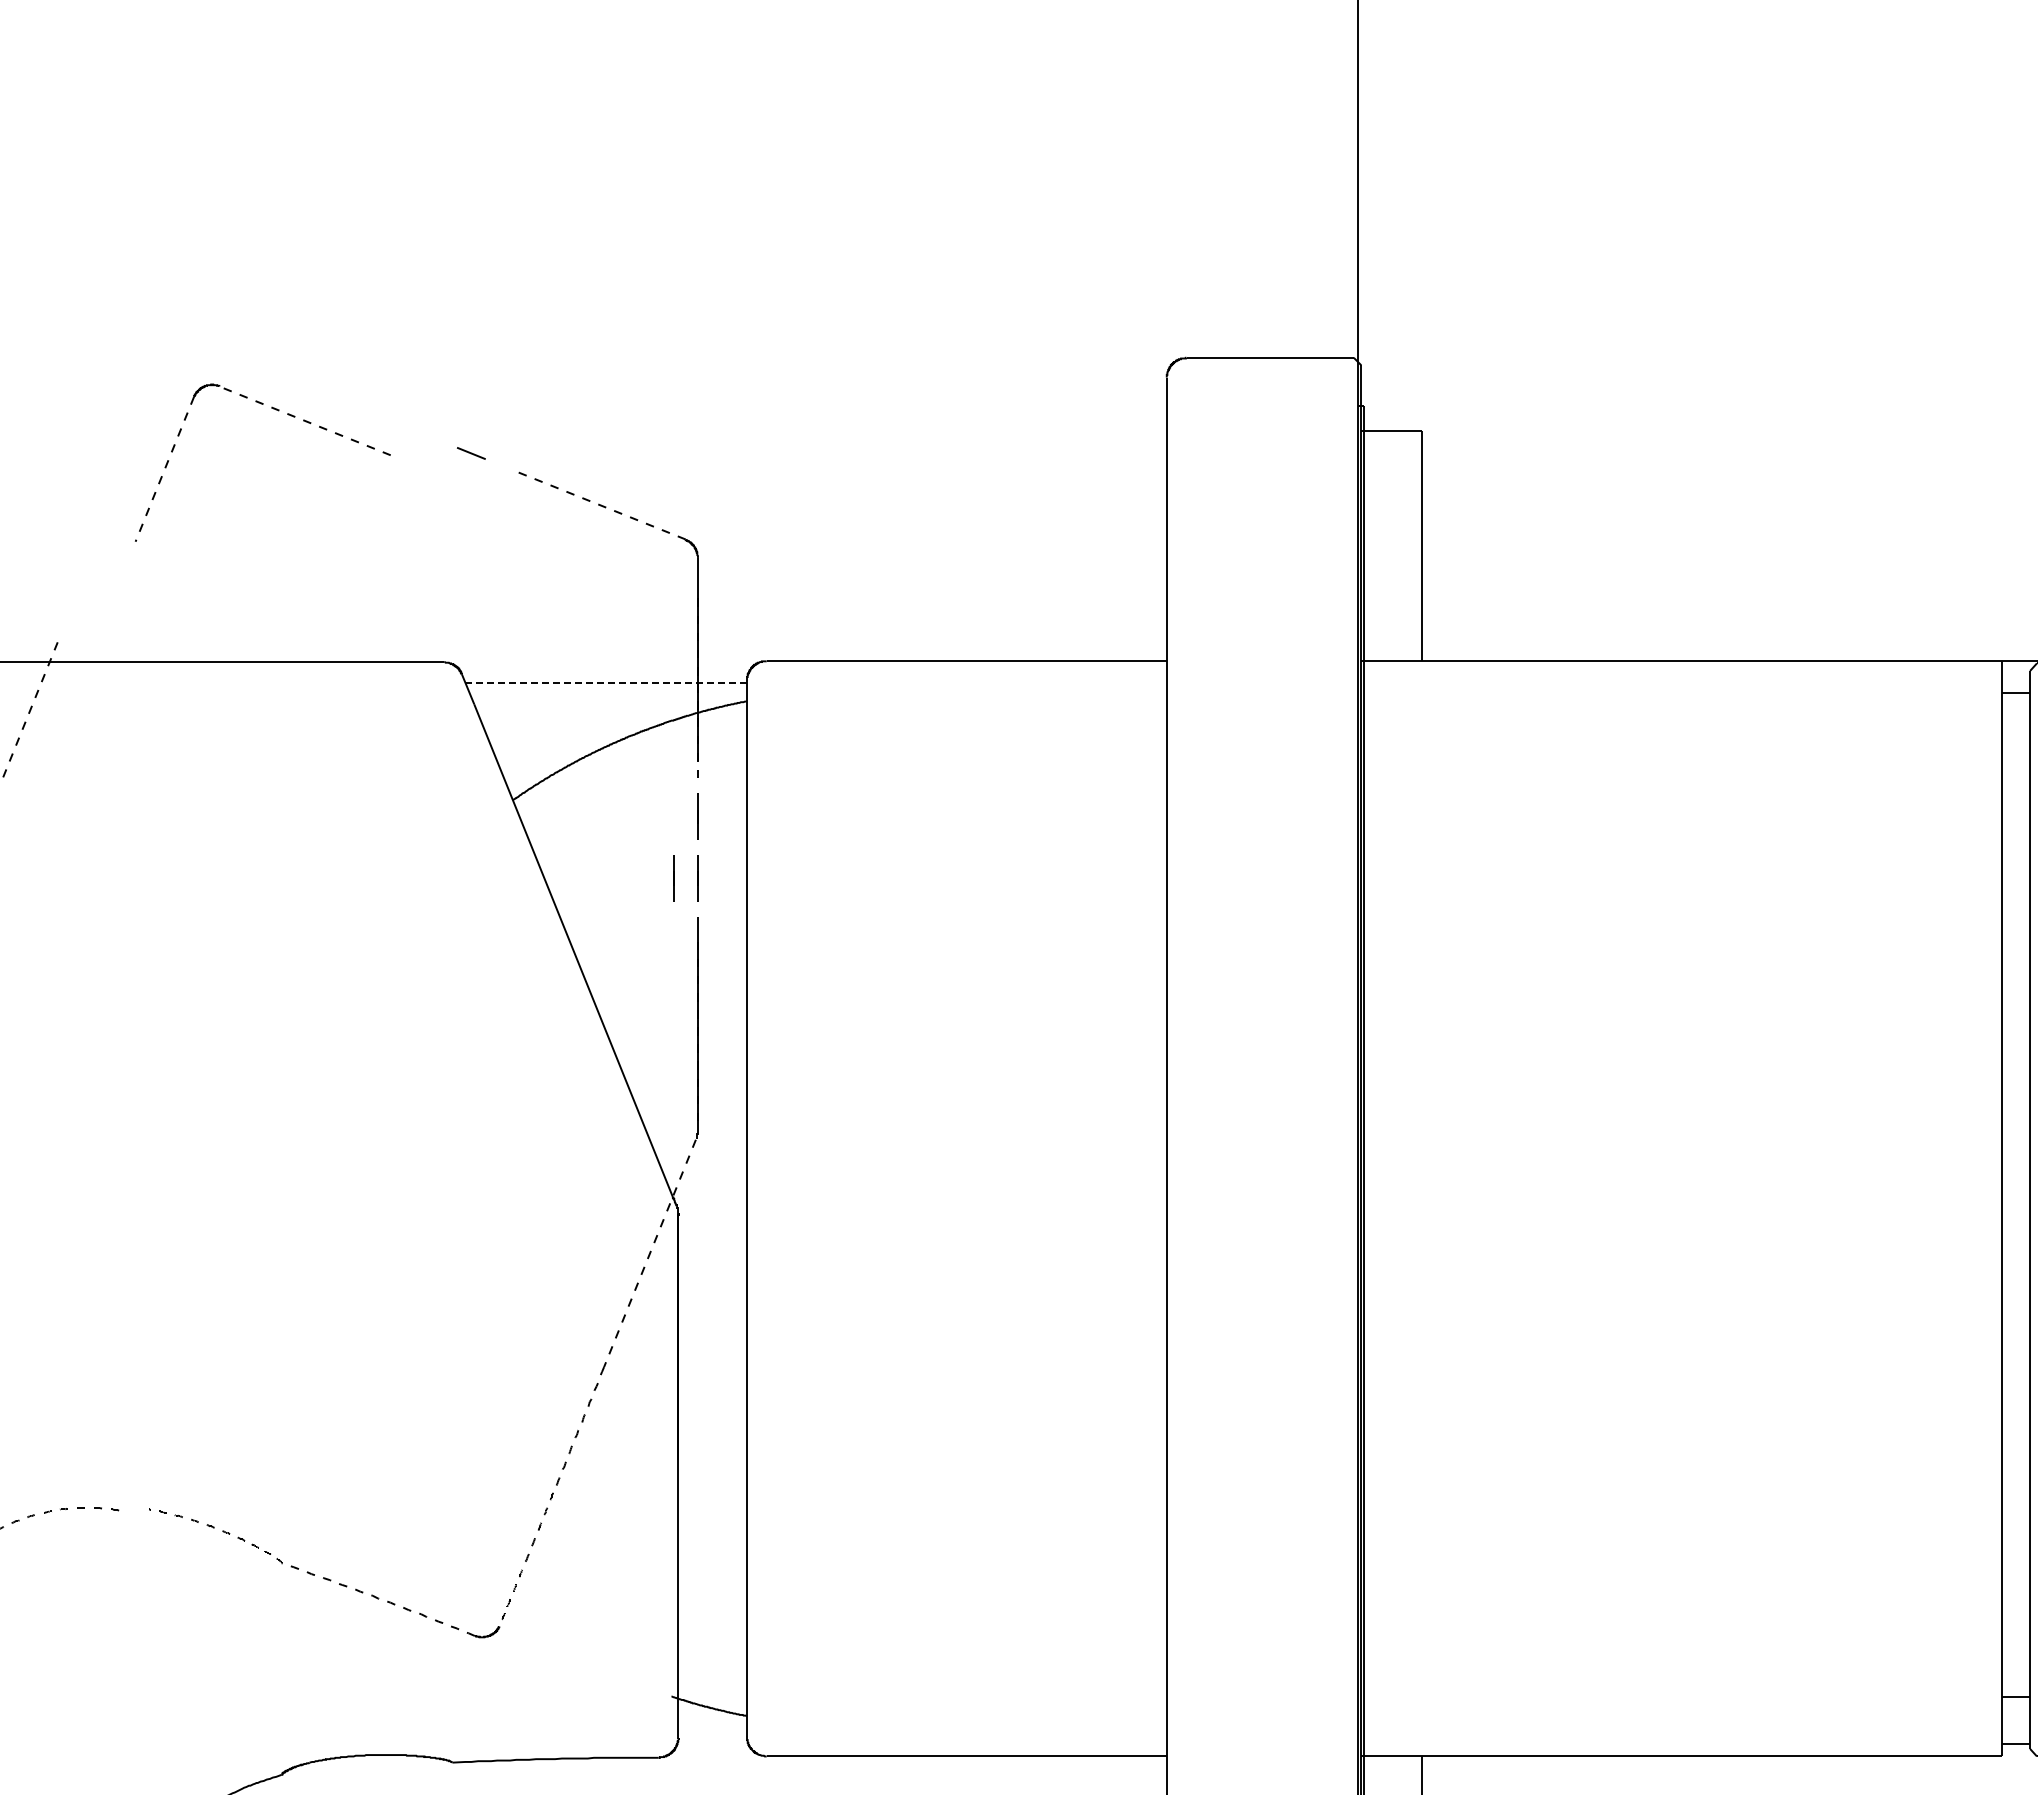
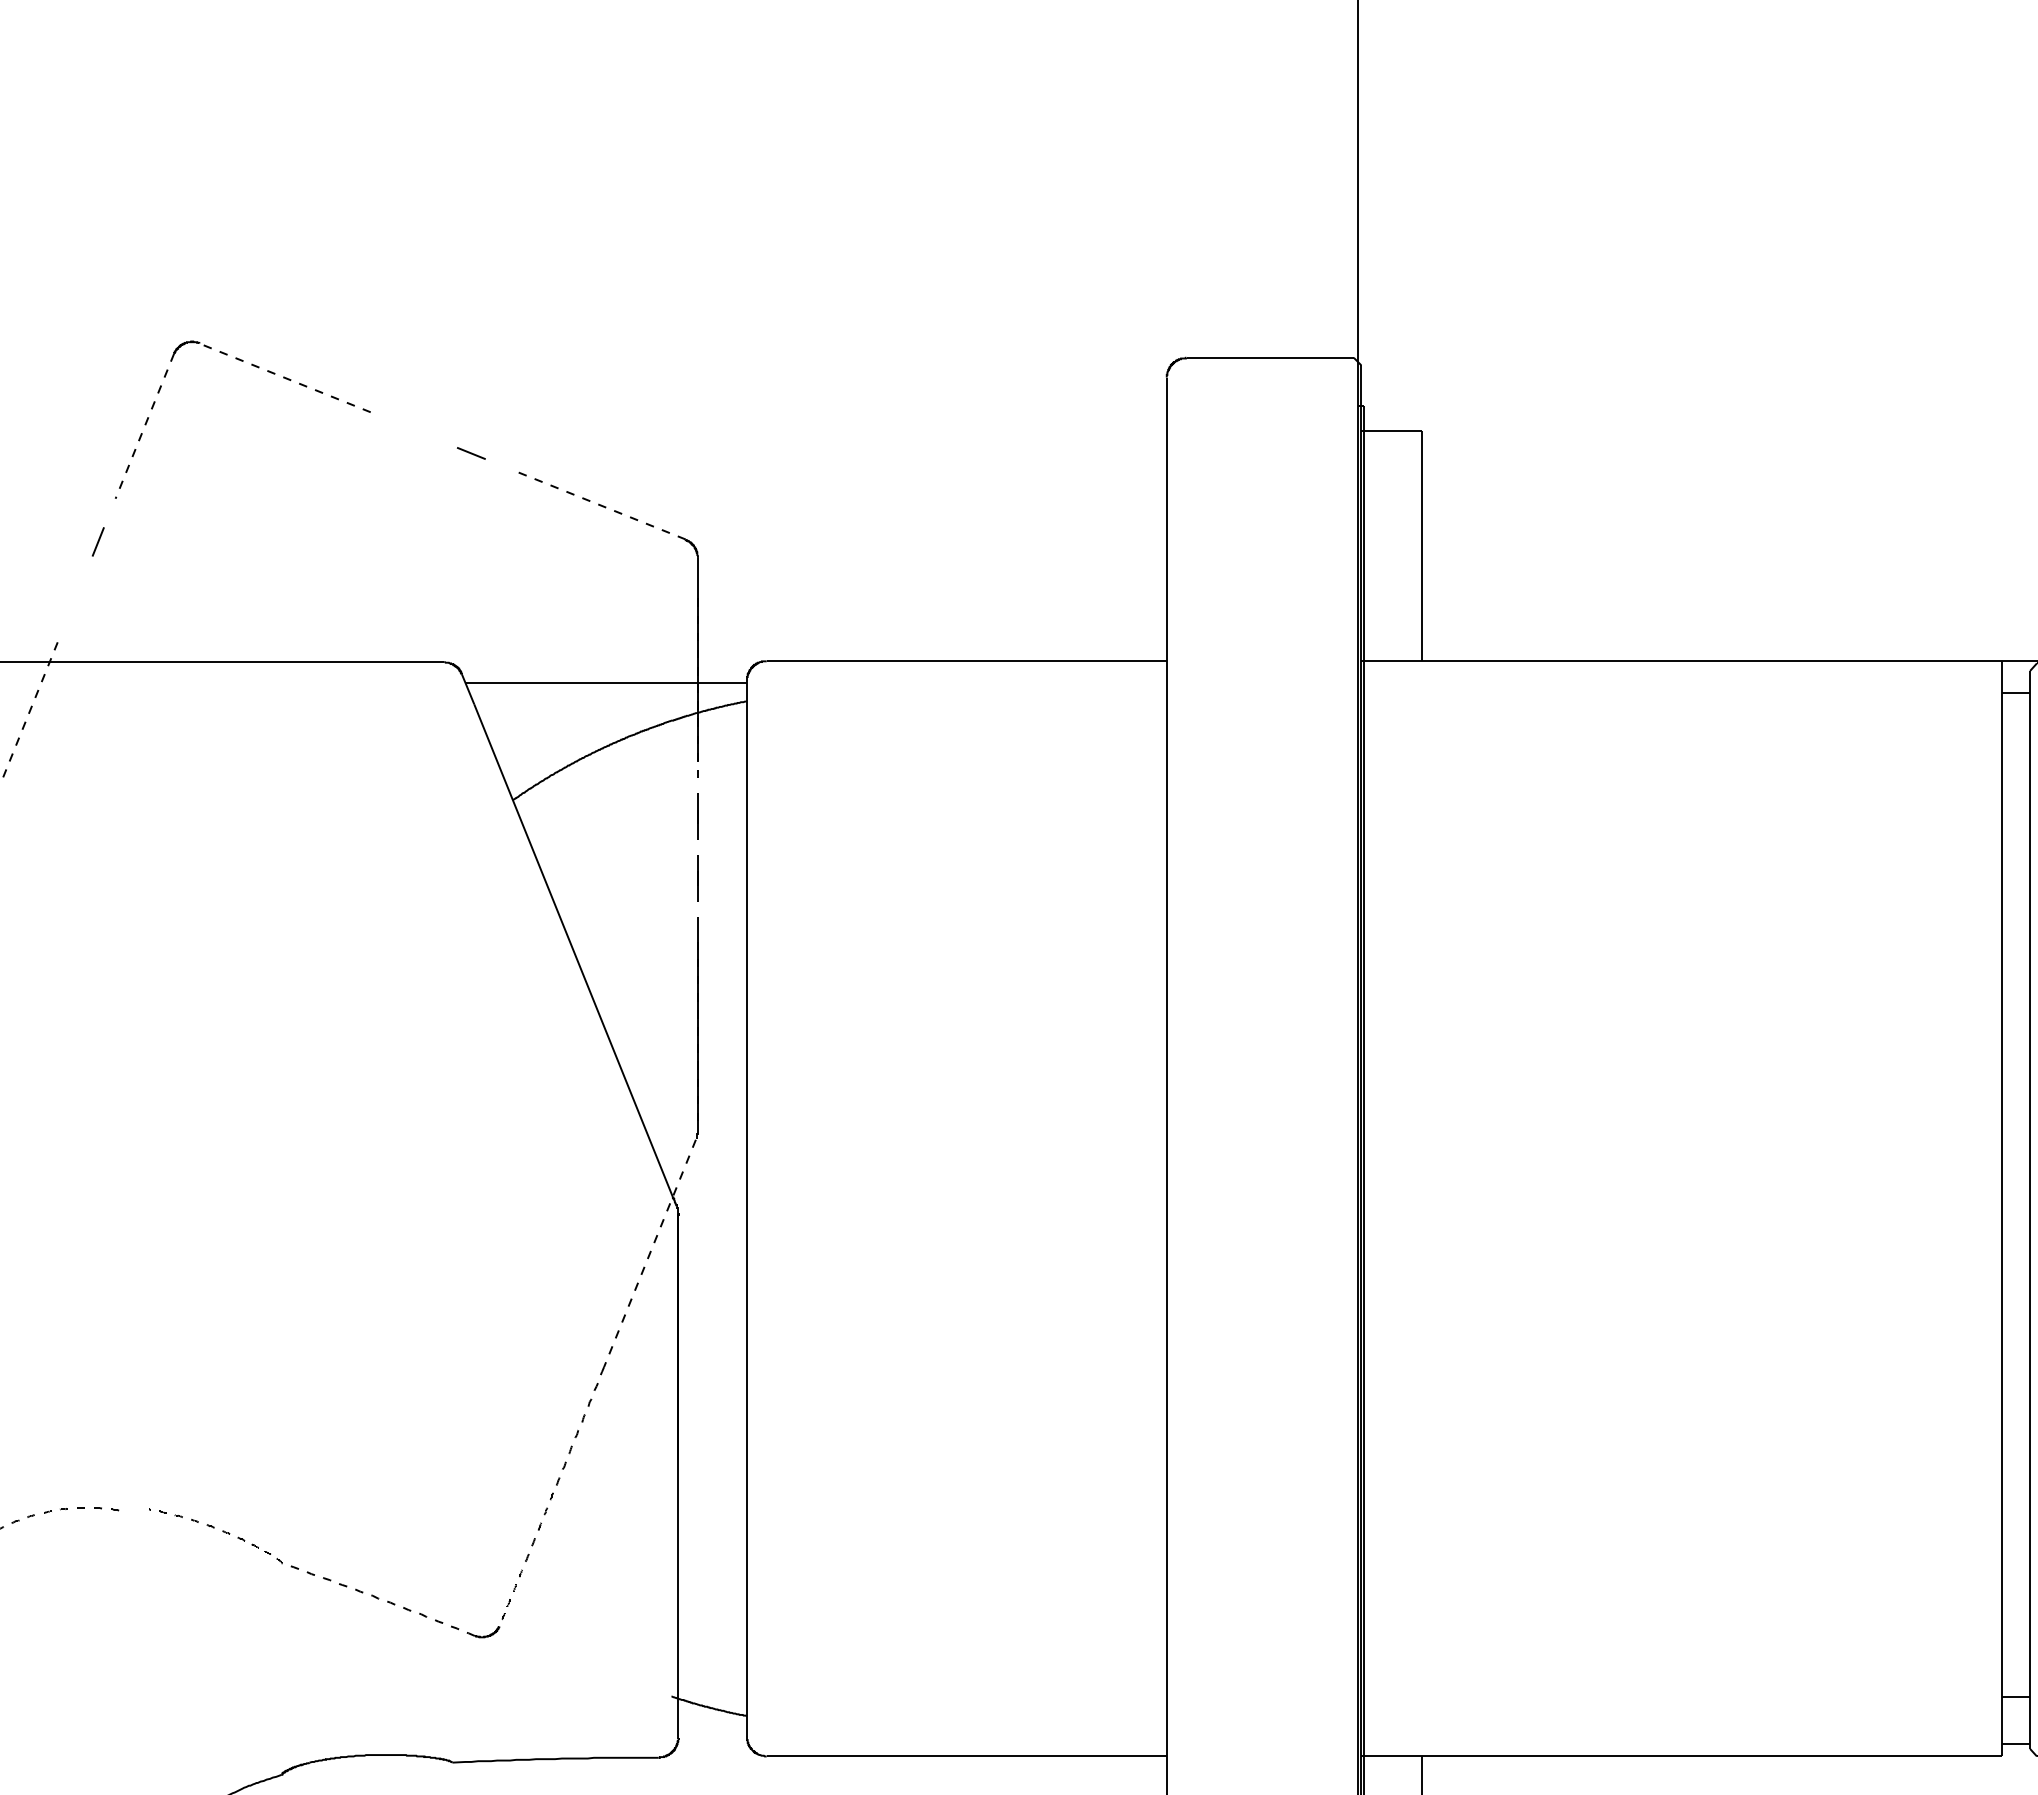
part position: (278, 411) -> (258, 368) (258, 368)
line: none -> present (97, 541)
line: dashed -> solid (606, 683)
line: present -> none (673, 878)
